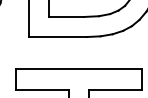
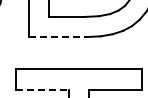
line: solid -> dashed (58, 37)
line: solid -> dashed (43, 89)
